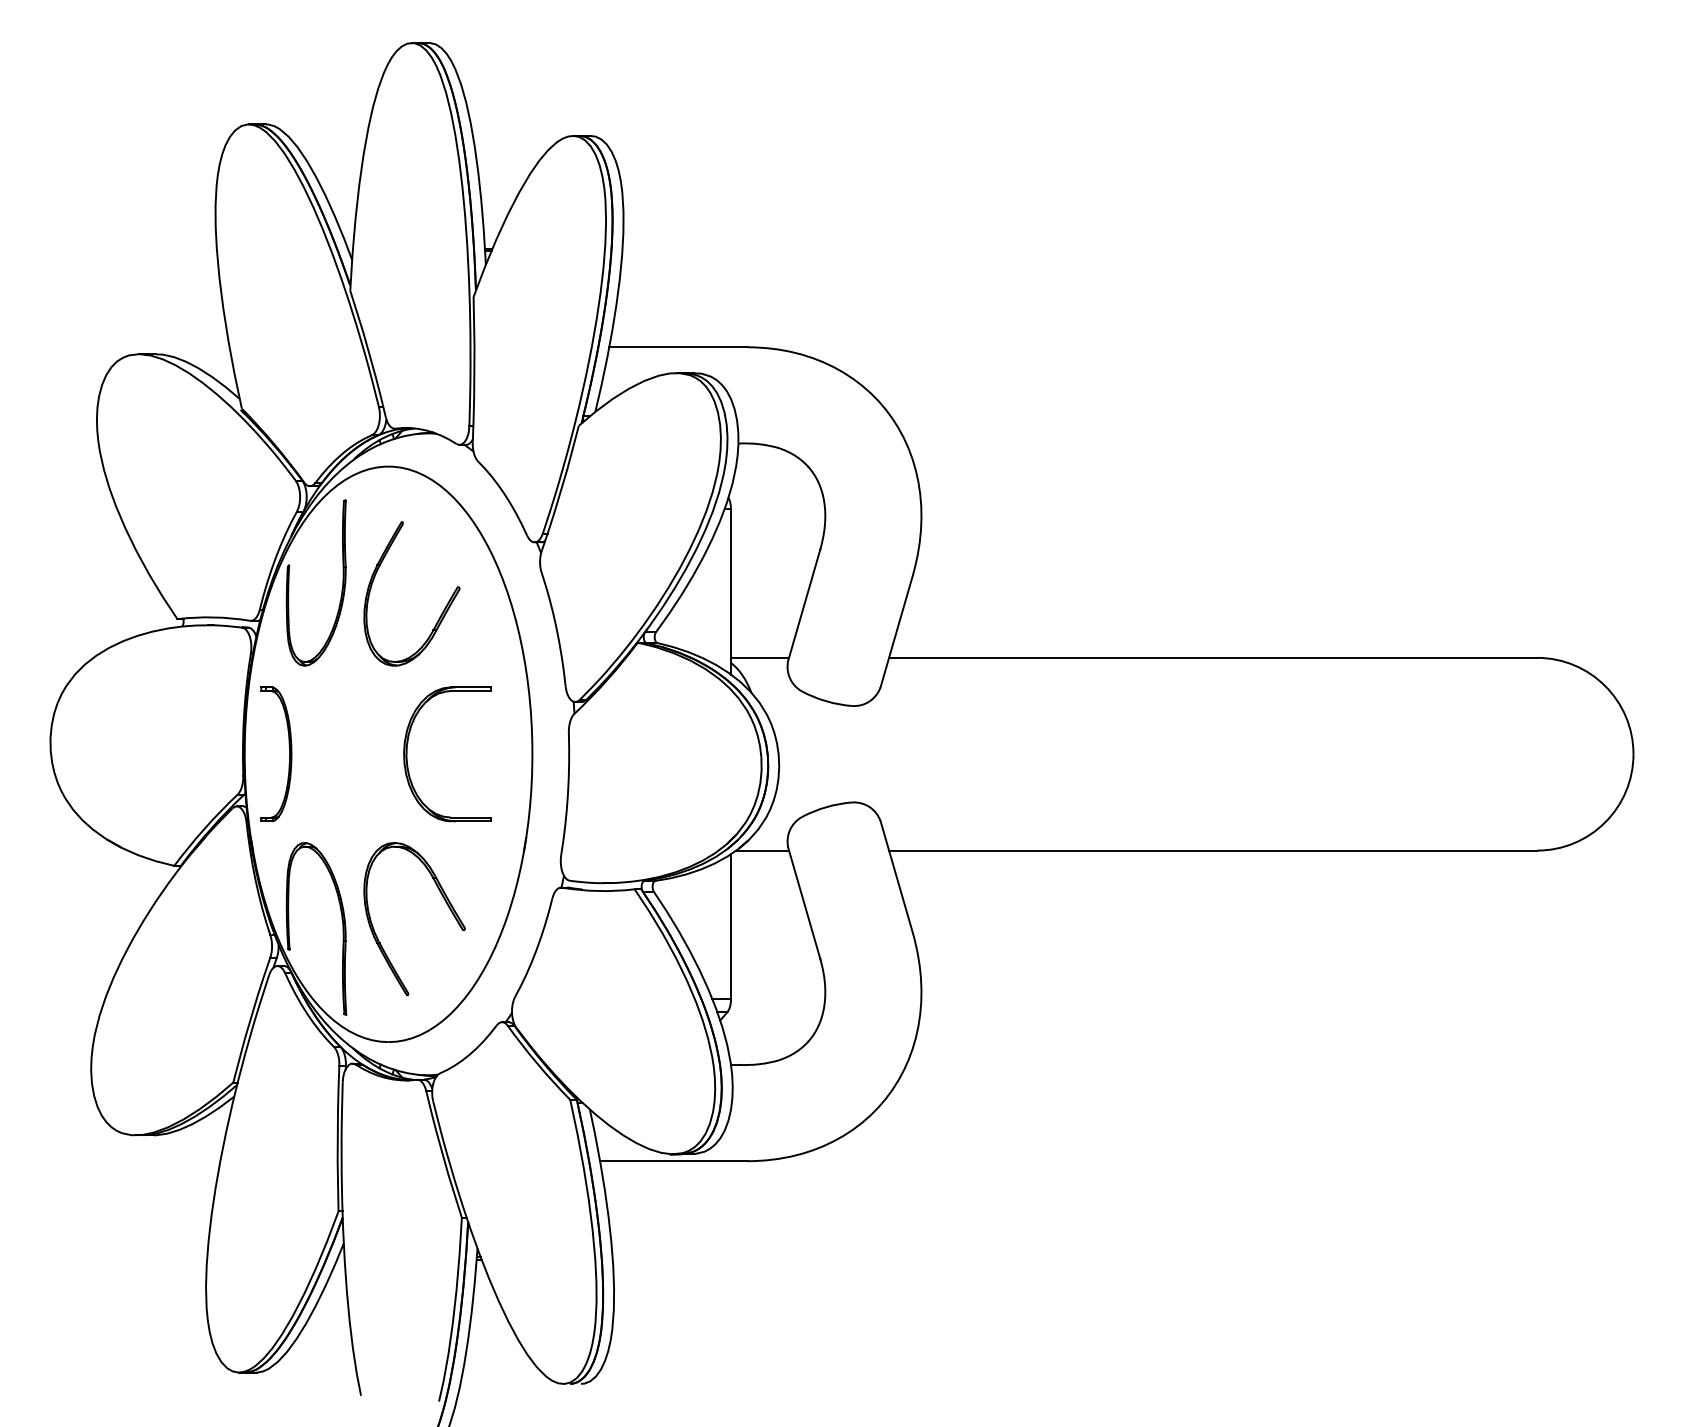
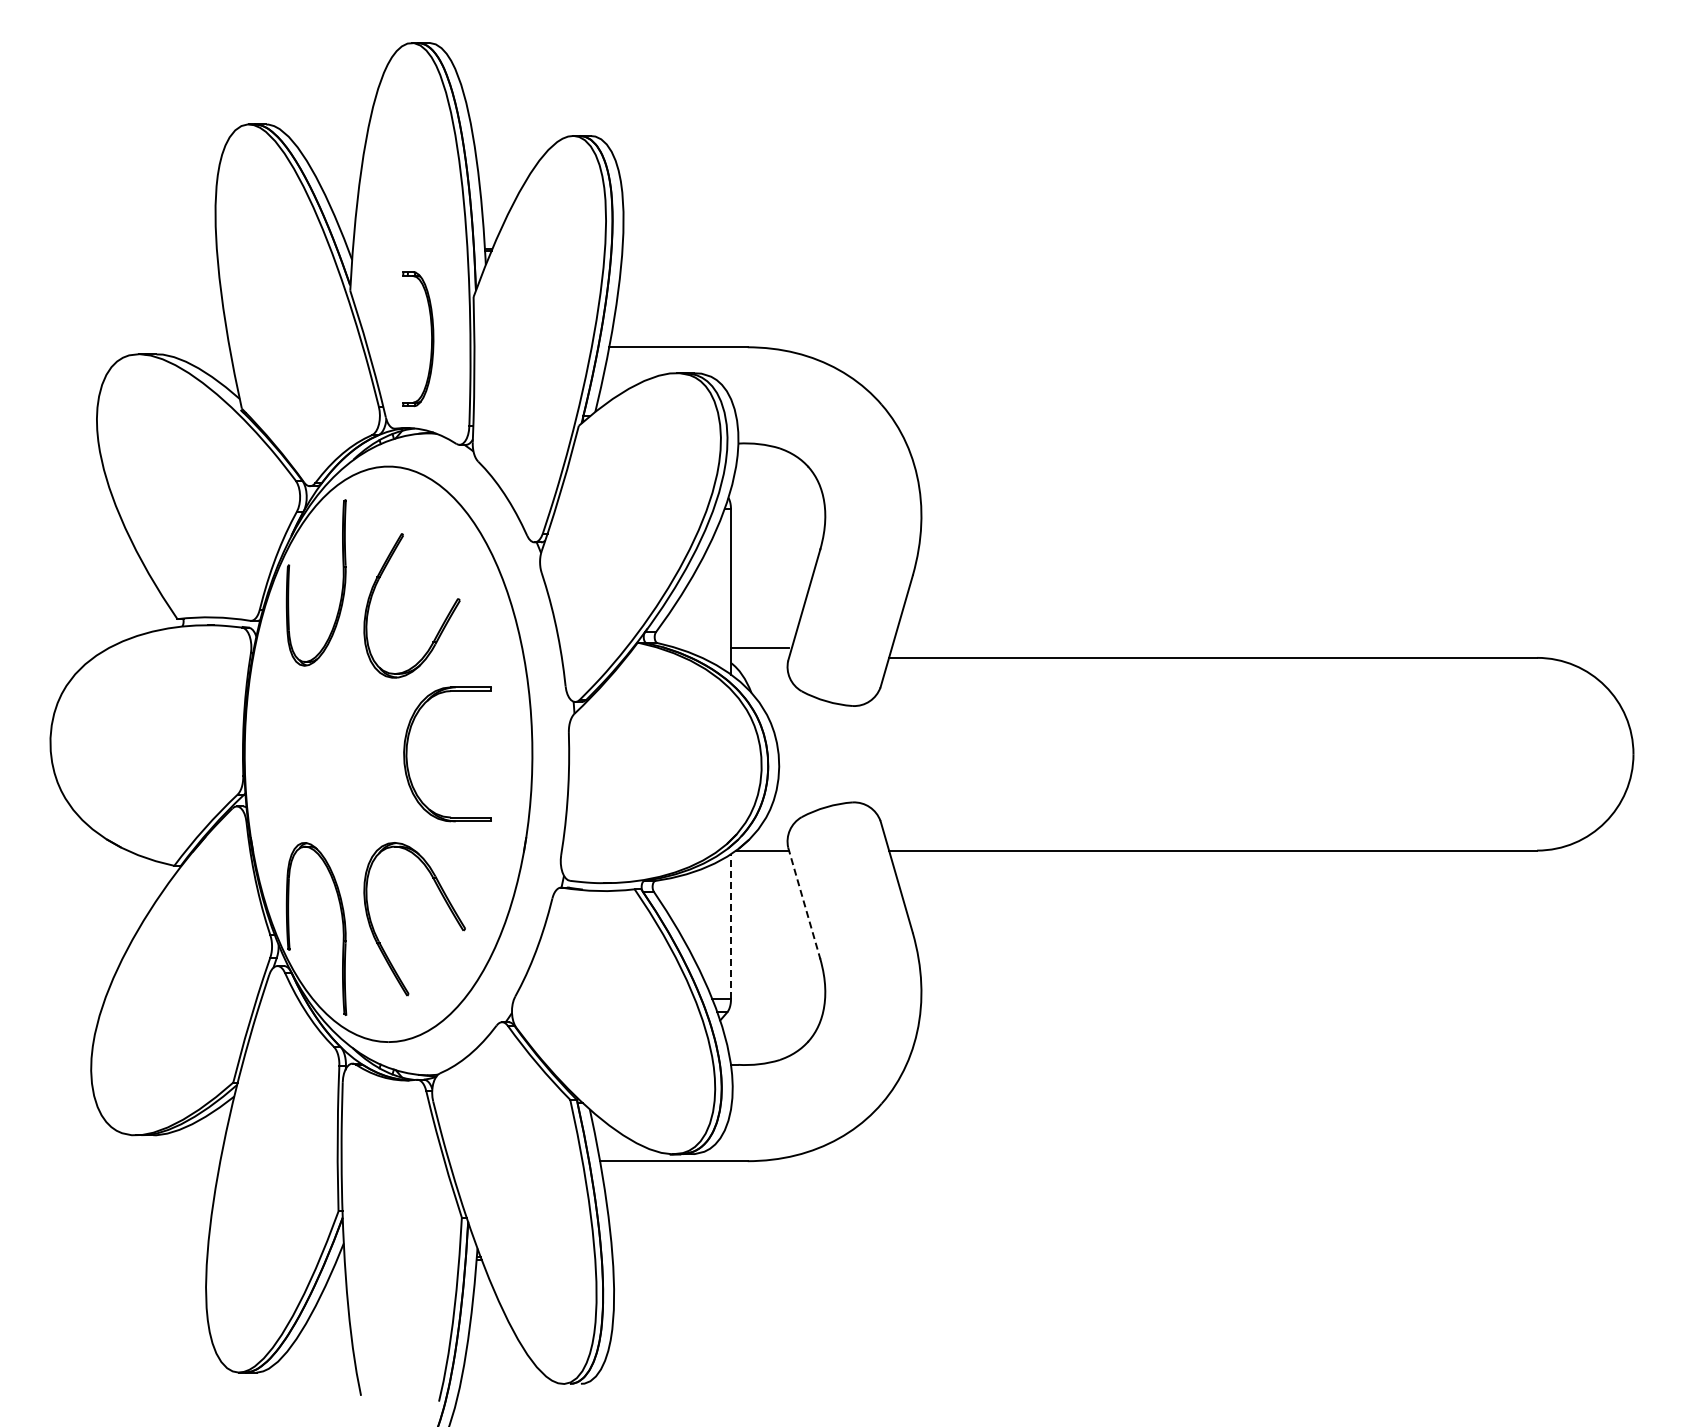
part position: (443, 609) -> (443, 621) (443, 621)
line position: (760, 657) -> (760, 647) (760, 647)
part position: (289, 754) -> (431, 339) (431, 339)
line: solid -> dashed (804, 904)
line: solid -> dashed (731, 926)
